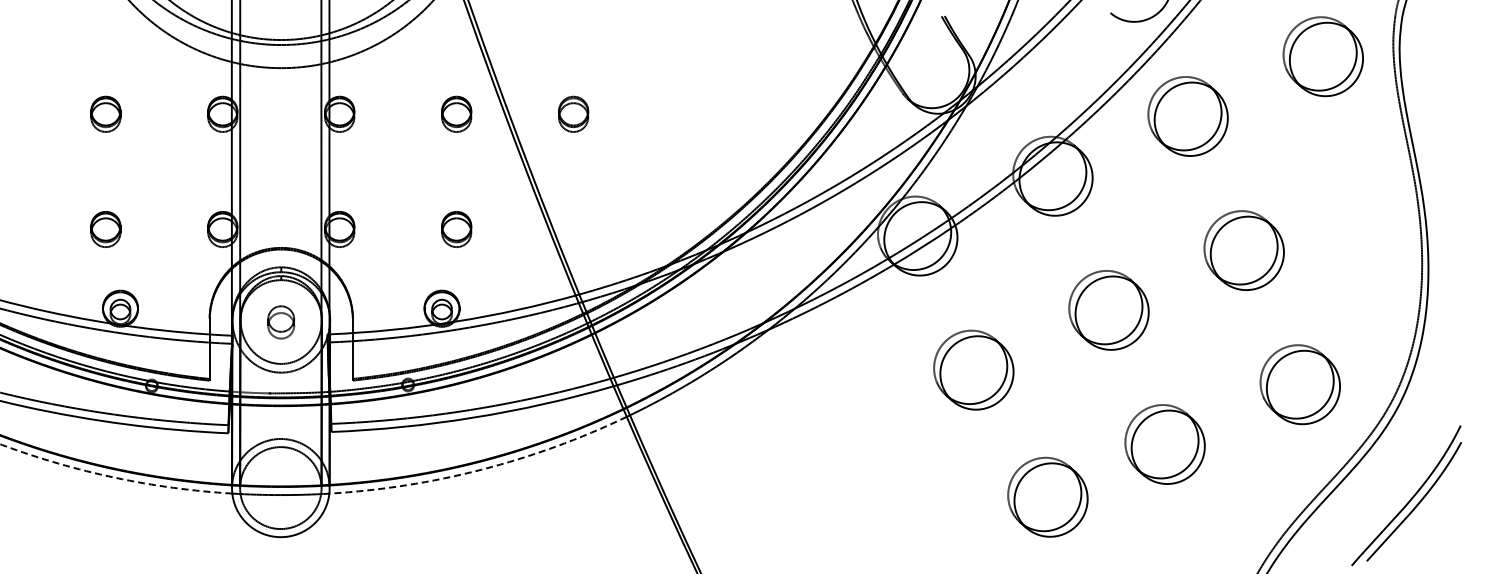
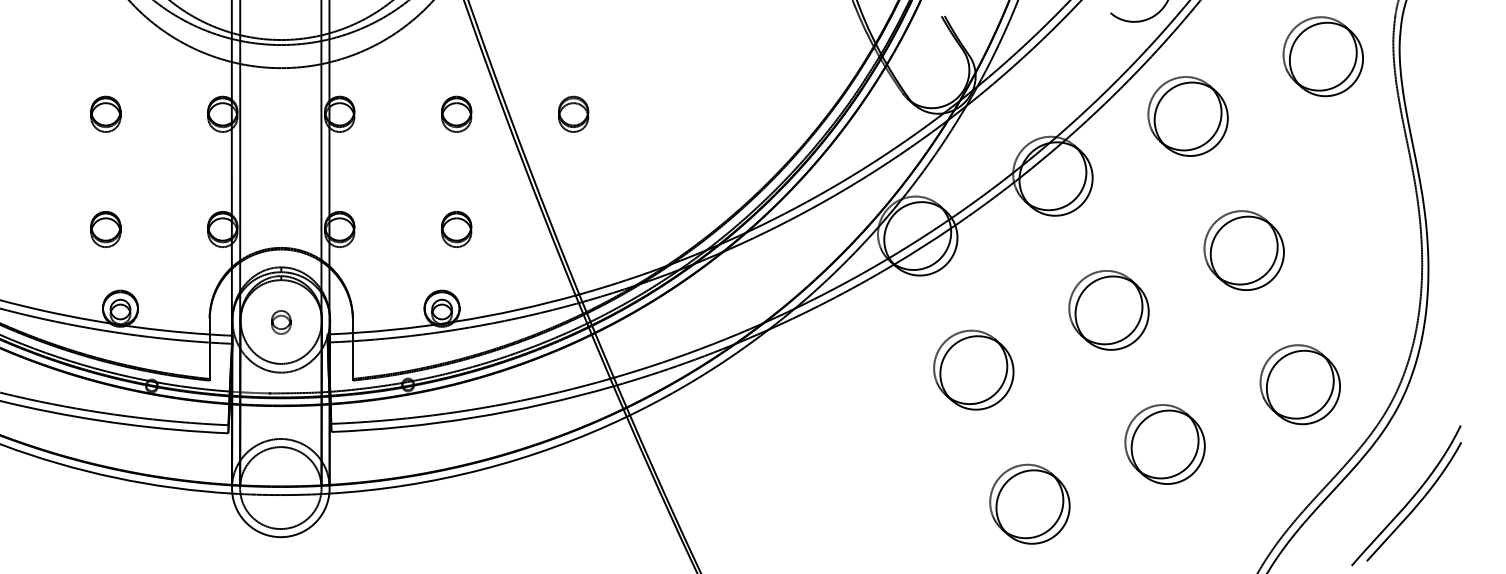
part size: 29x35 px -> 21x25 px (281, 322)
arc: dashed -> solid (481, 469)
arc: dashed -> solid (114, 477)
part position: (1047, 496) -> (1029, 503) (1029, 503)
